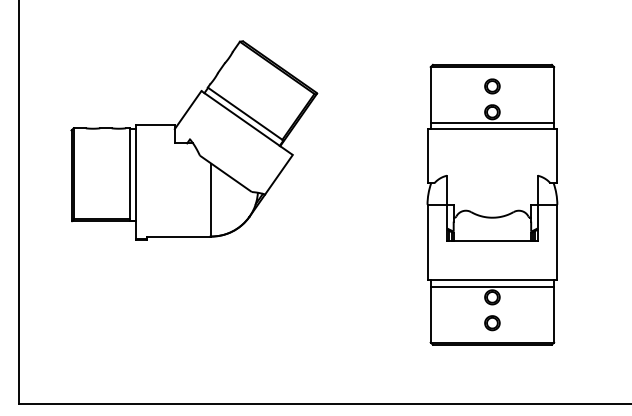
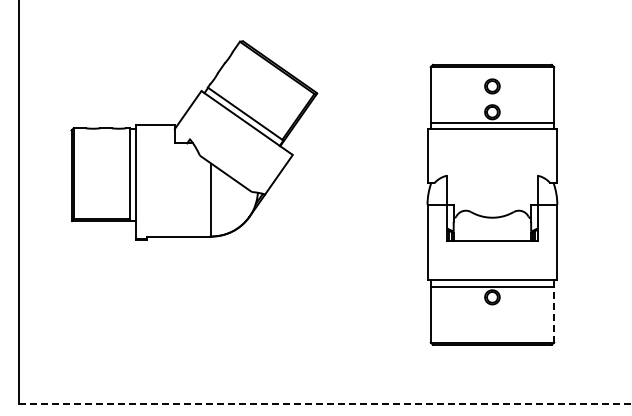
line: solid -> dashed (554, 314)
part: present -> none (492, 323)
line: solid -> dashed (325, 403)
